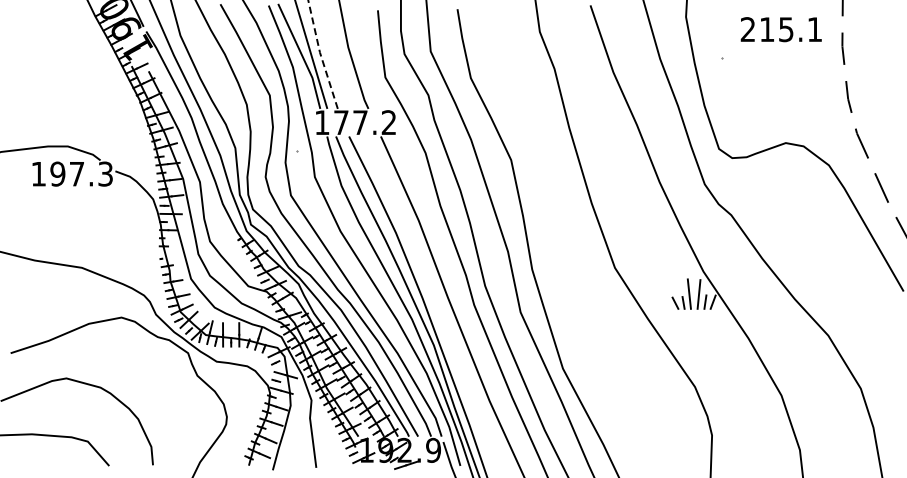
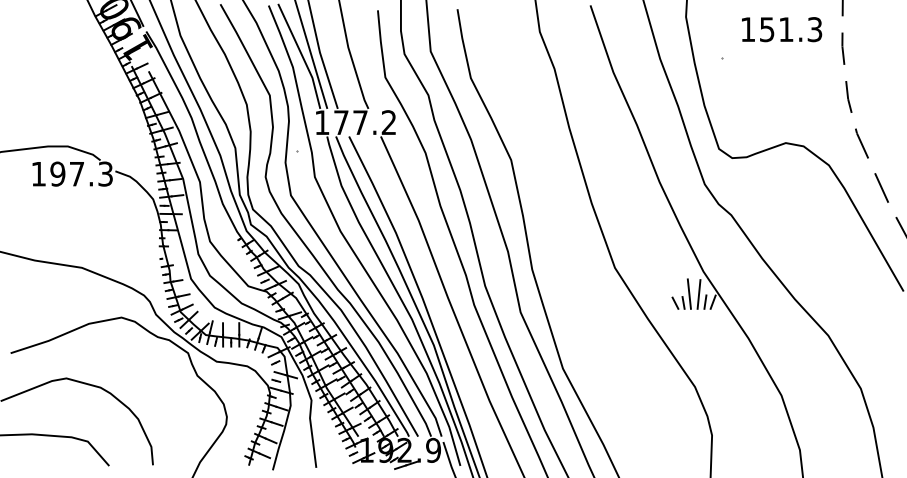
text: 215.1 -> 151.3 (781, 29)
line: dashed -> solid (320, 54)
